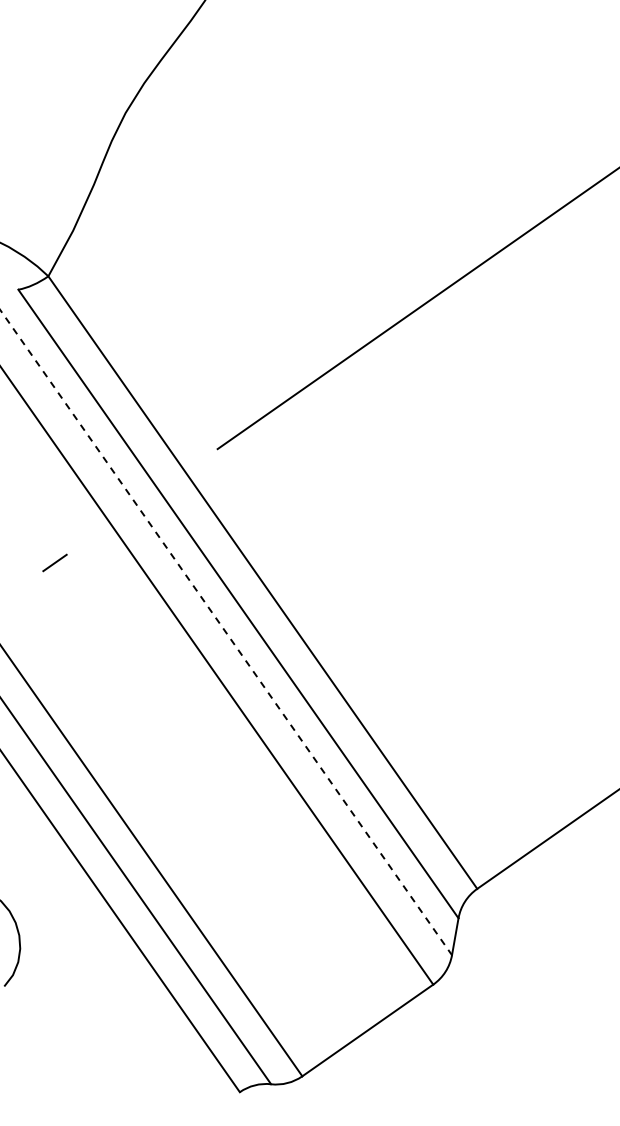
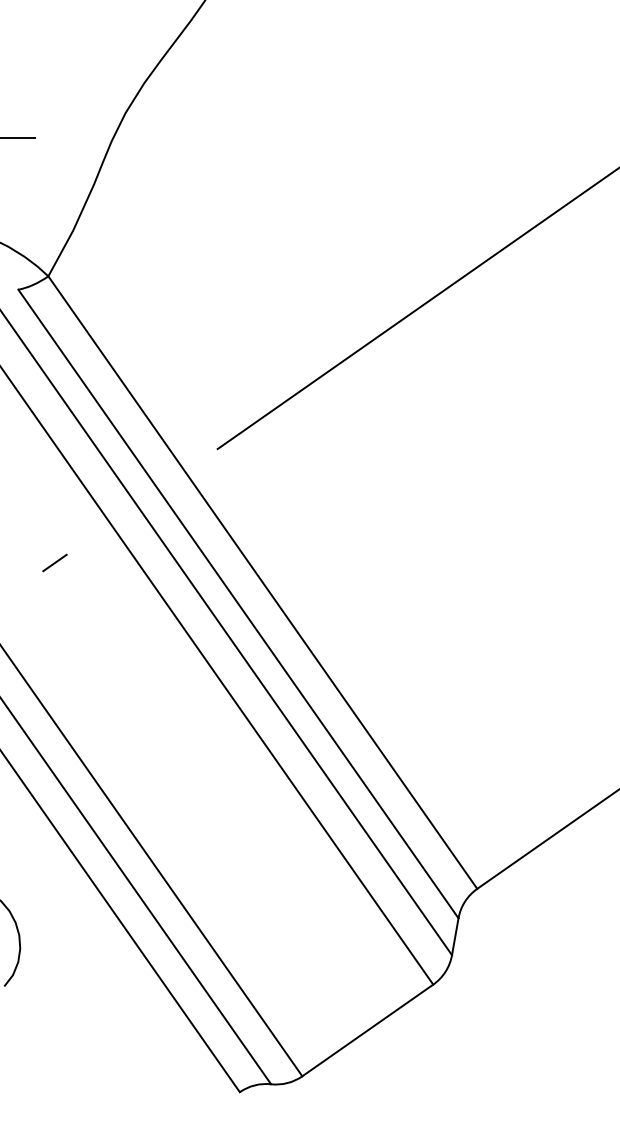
line: none -> present (18, 138)
line: dashed -> solid (226, 632)
